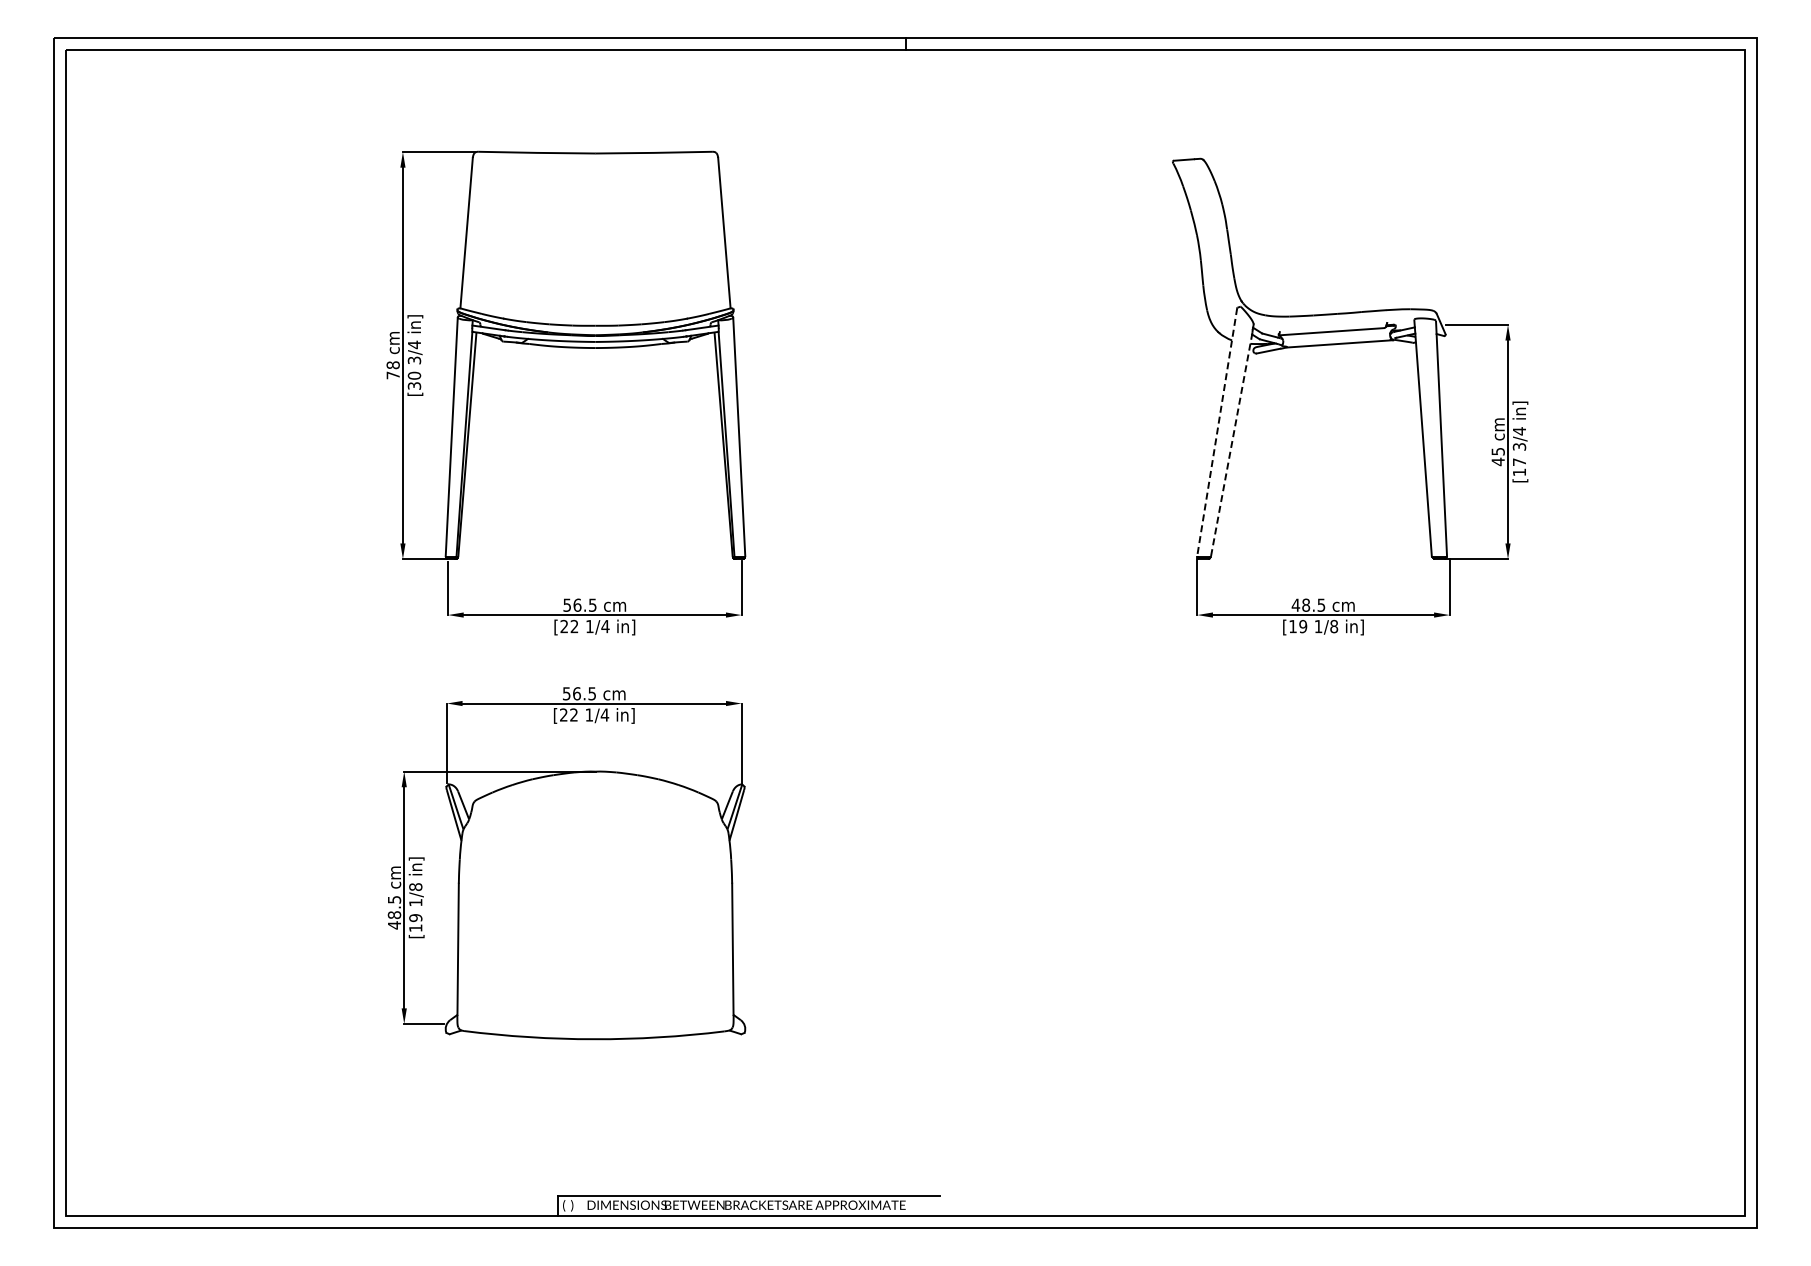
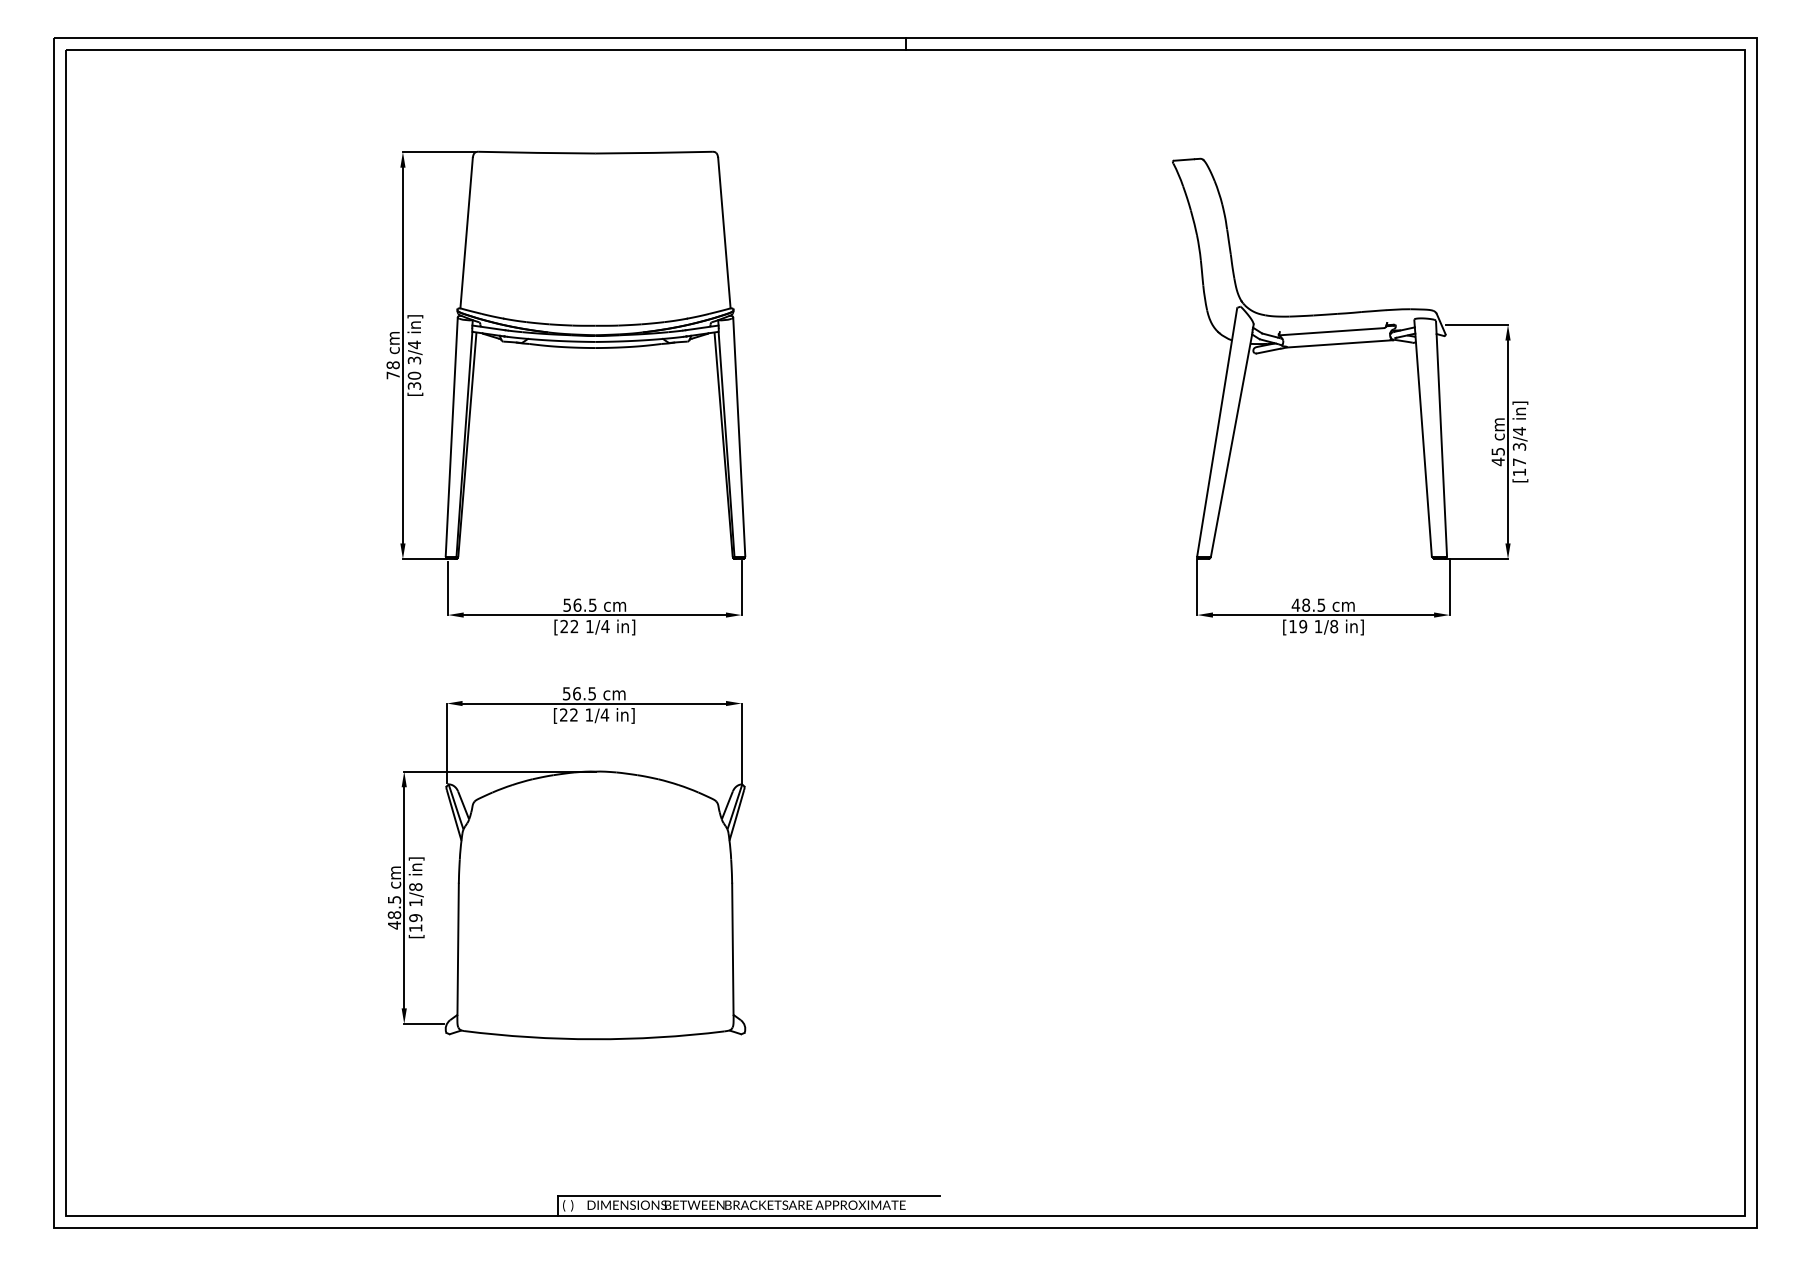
line: dashed -> solid (1217, 432)
line: dashed -> solid (1231, 445)
